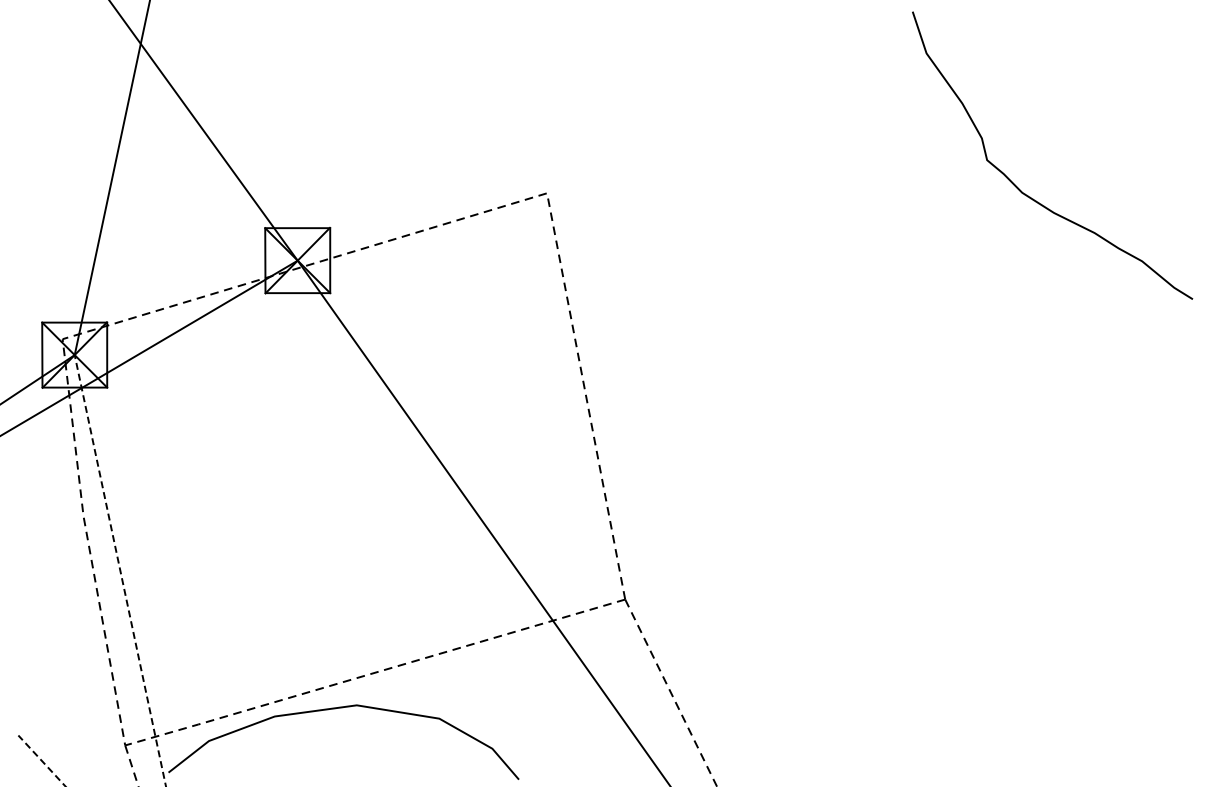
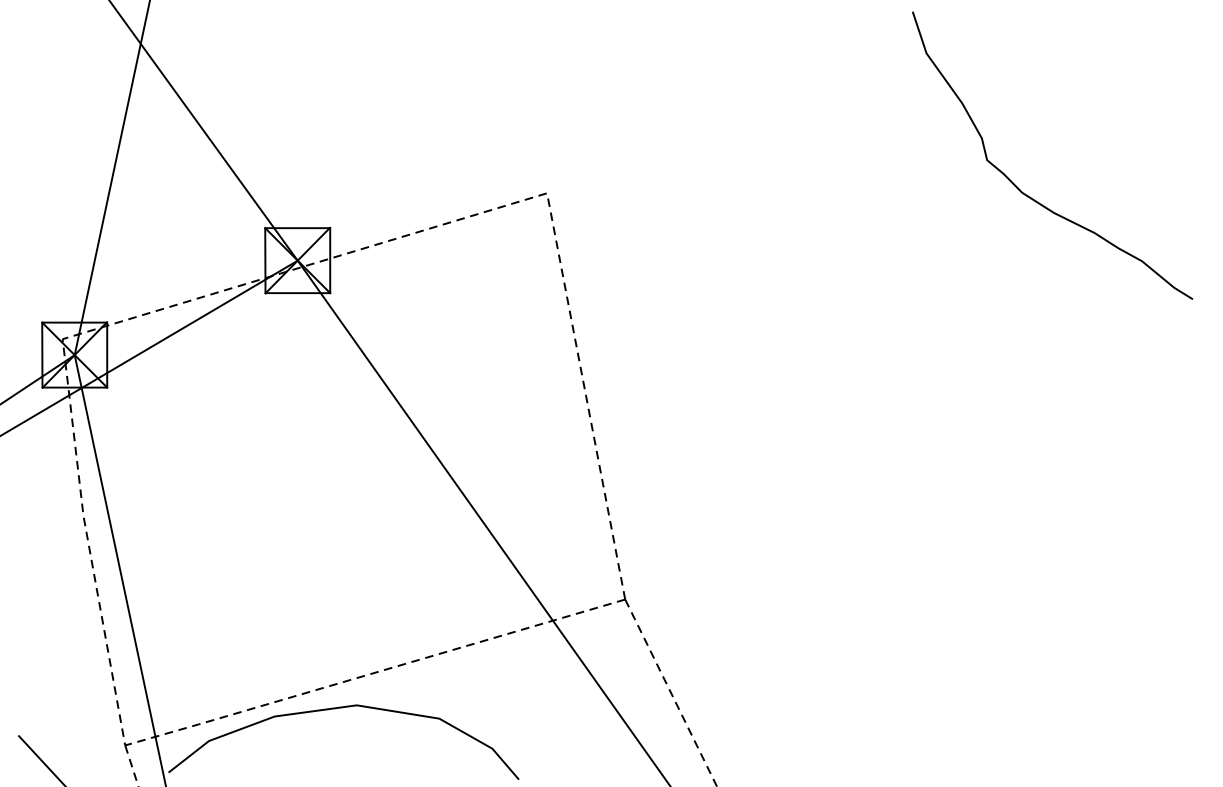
line: dashed -> solid (120, 570)
line: dashed -> solid (42, 761)
